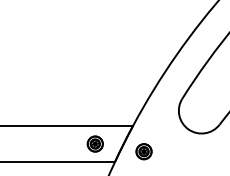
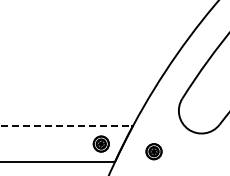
line: solid -> dashed (66, 125)
part position: (94, 143) -> (100, 143) (100, 143)
part position: (143, 151) -> (153, 151) (153, 151)
